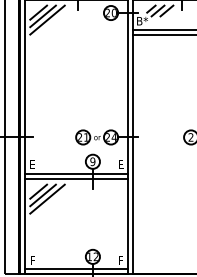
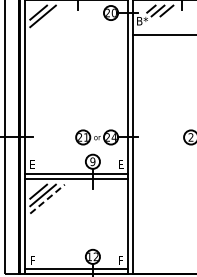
line: present -> none (47, 19)
line: present -> none (163, 29)
line: solid -> dashed (47, 199)
